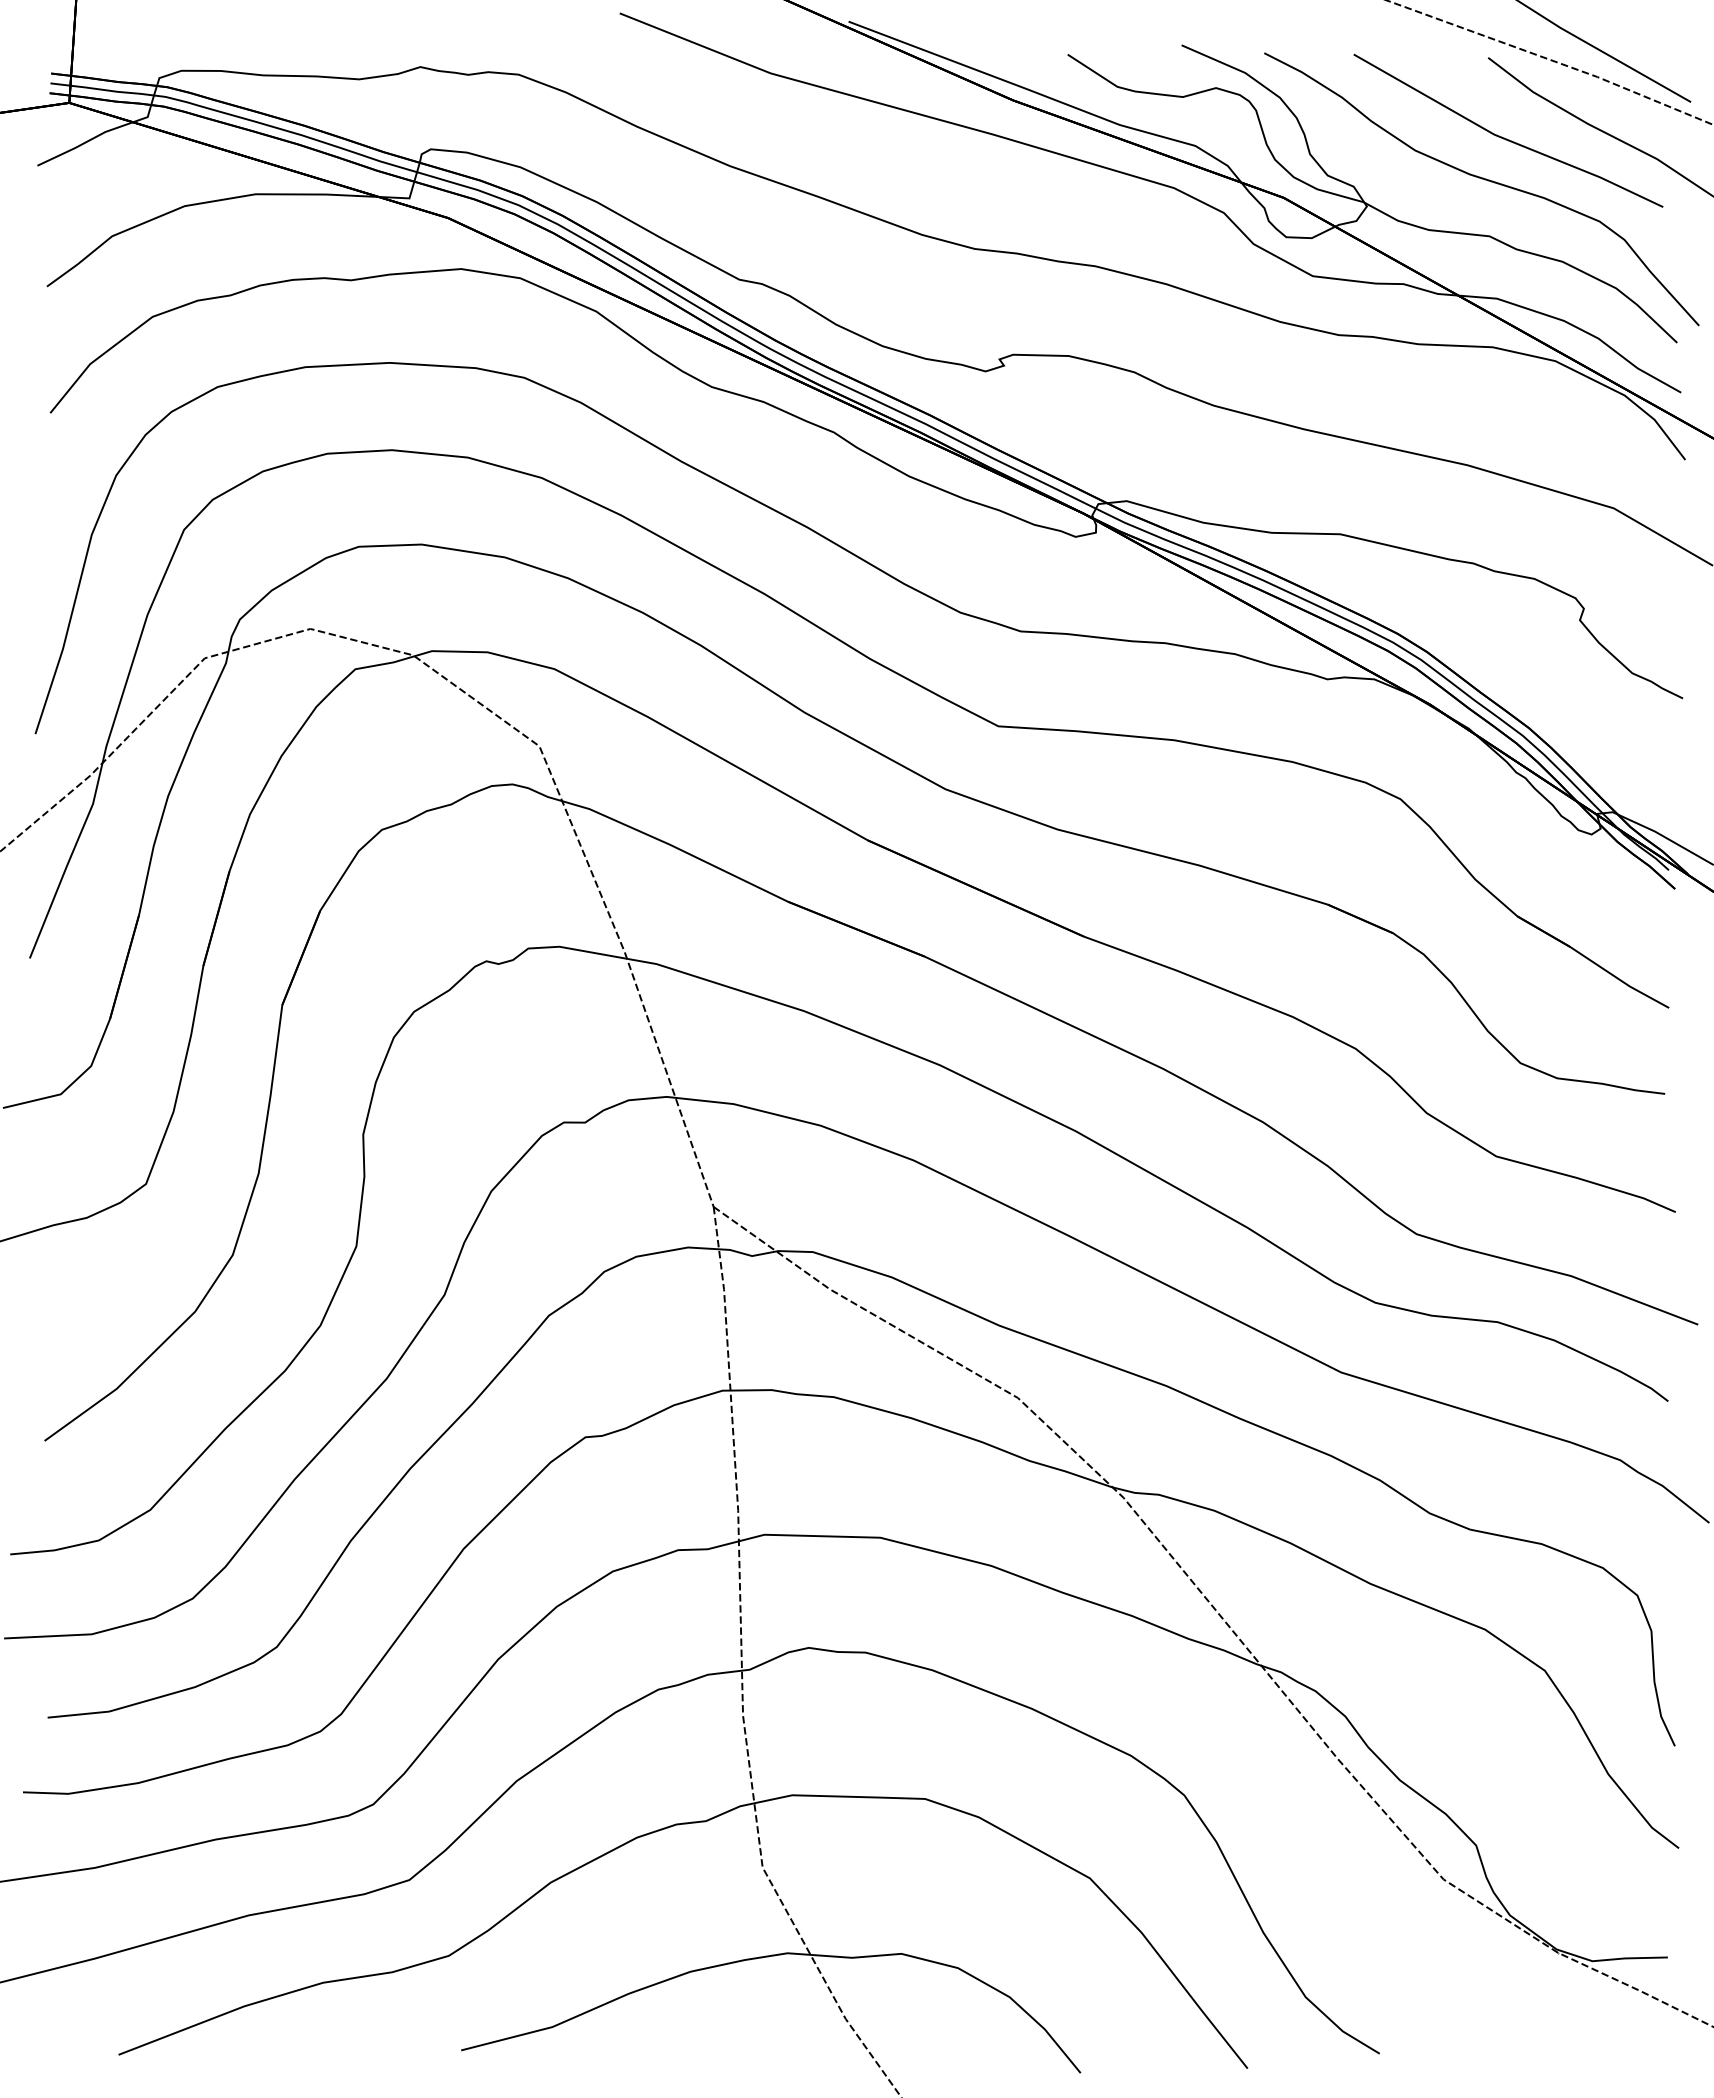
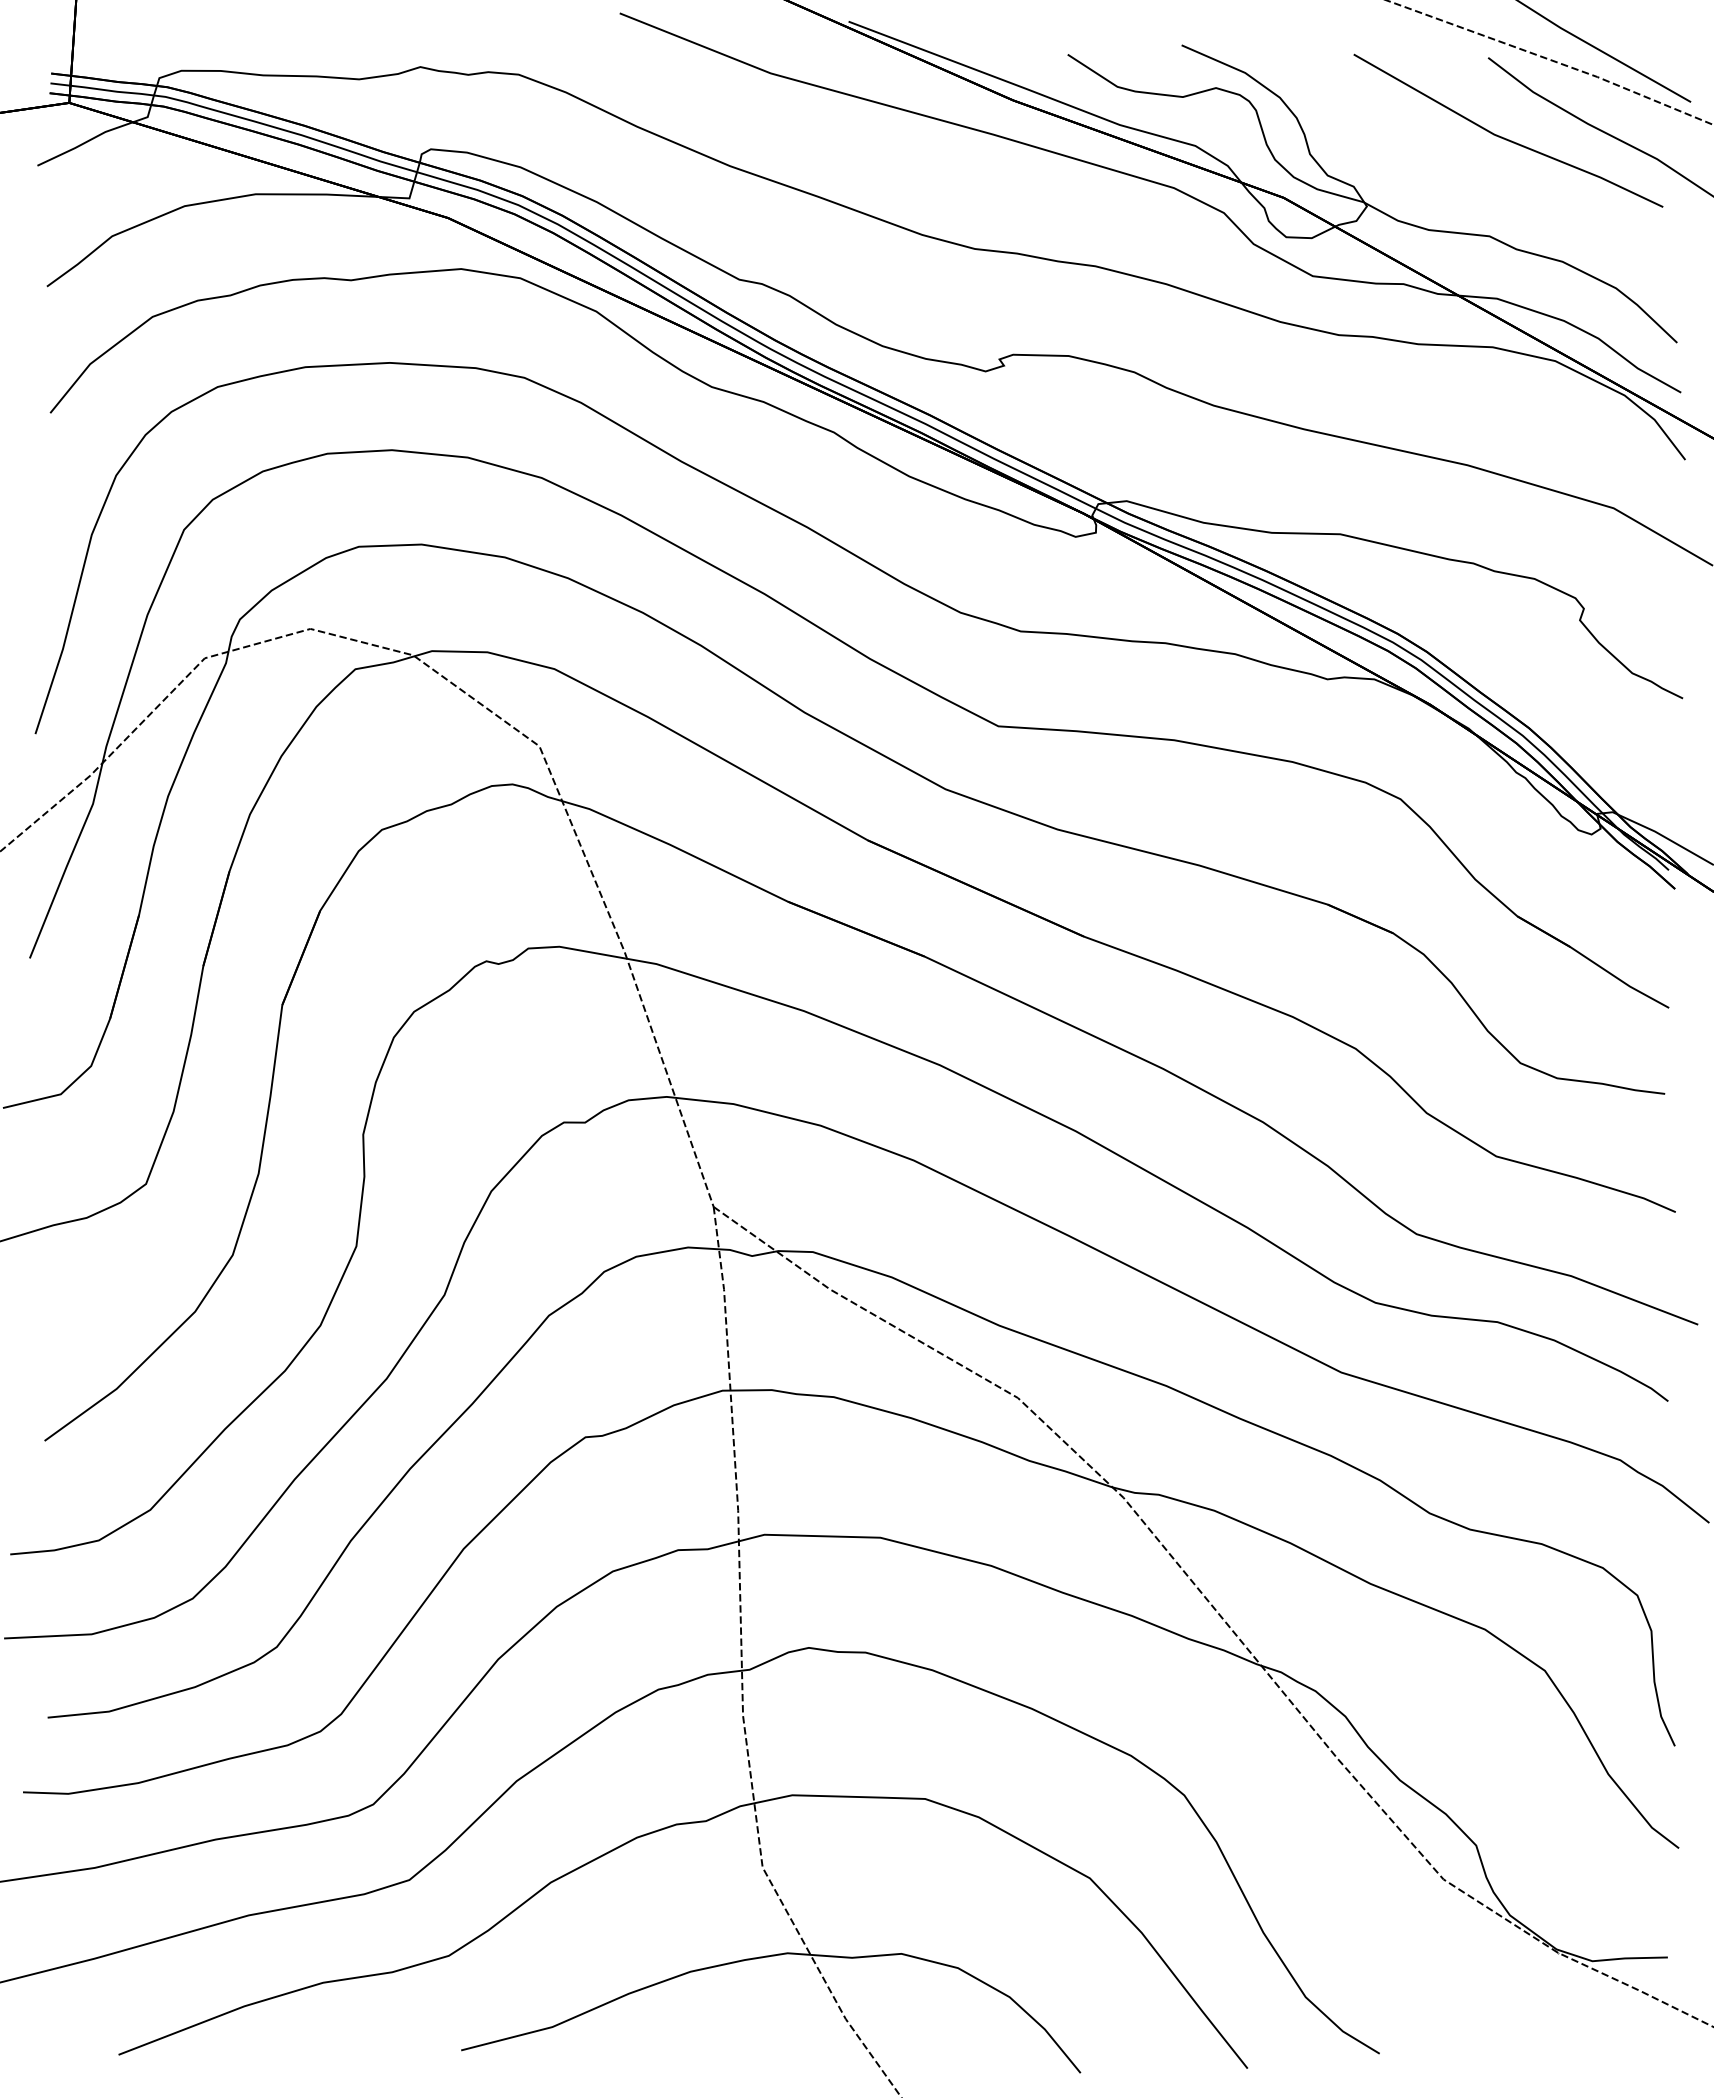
curve: present -> none (1485, 180)
